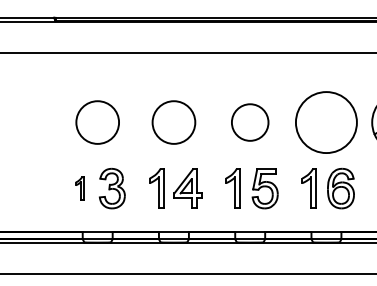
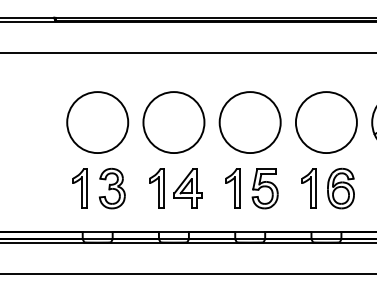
circle diameter: 43 px -> 61 px (97, 122)
circle diameter: 43 px -> 61 px (173, 122)
circle diameter: 37 px -> 61 px (249, 122)
part size: 10x25 px -> 16x41 px (79, 188)
